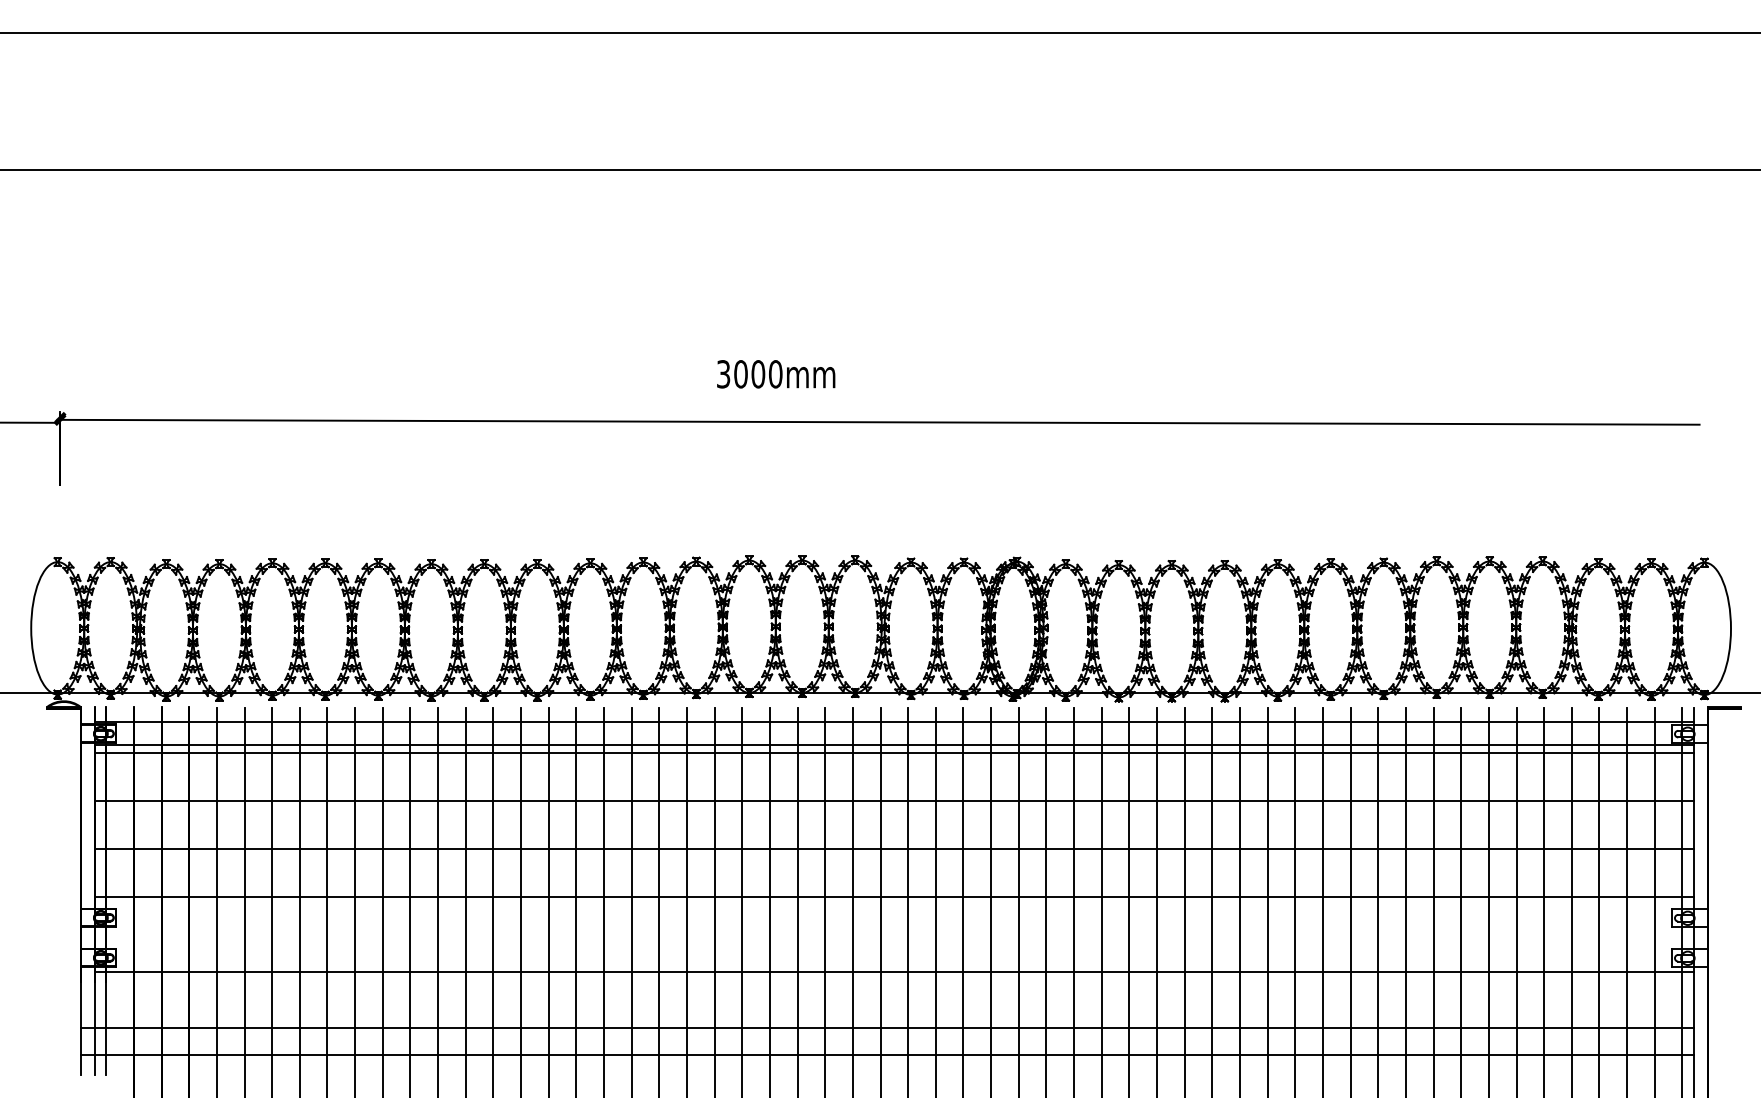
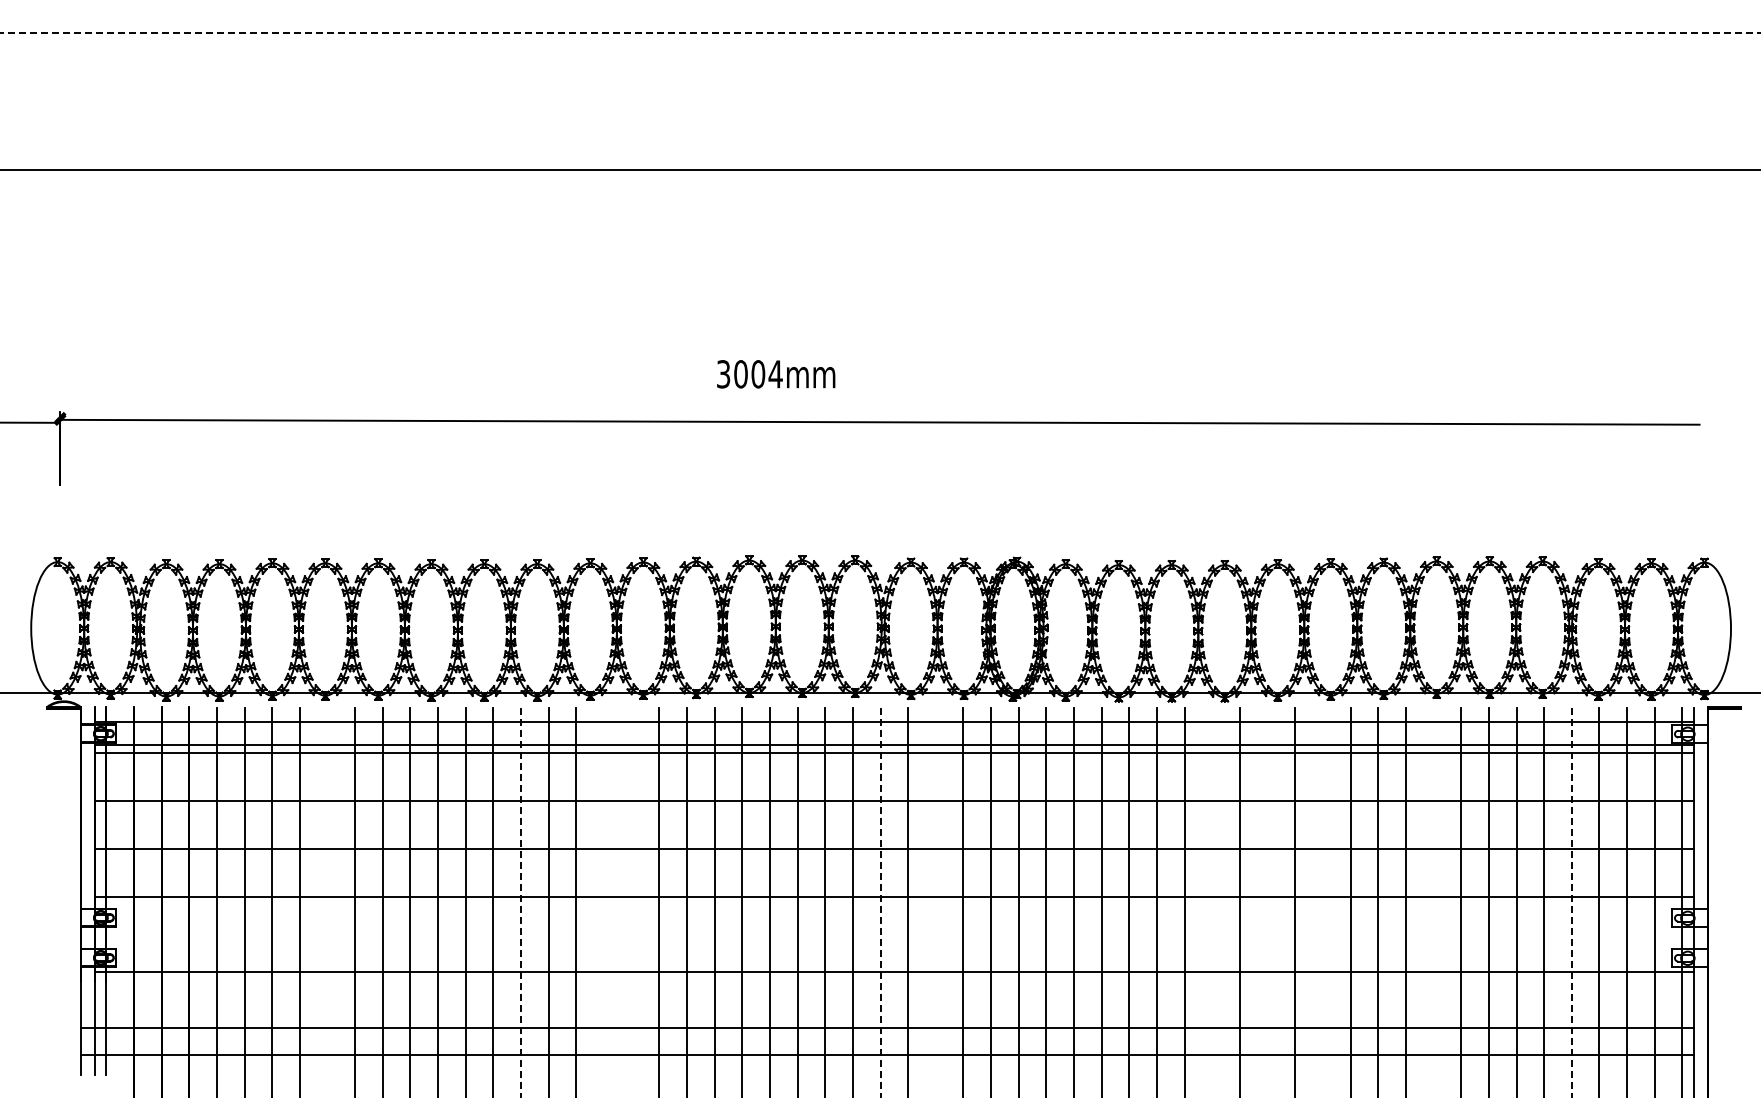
line: solid -> dashed (879, 33)
text: 3000mm -> 3004mm (775, 374)
line: present -> none (327, 900)
line: present -> none (603, 900)
line: present -> none (631, 900)
line: present -> none (935, 900)
line: present -> none (1212, 900)
line: present -> none (1267, 900)
line: present -> none (1322, 900)
line: present -> none (1433, 900)
line: solid -> dashed (521, 902)
line: solid -> dashed (880, 902)
line: solid -> dashed (1571, 902)
